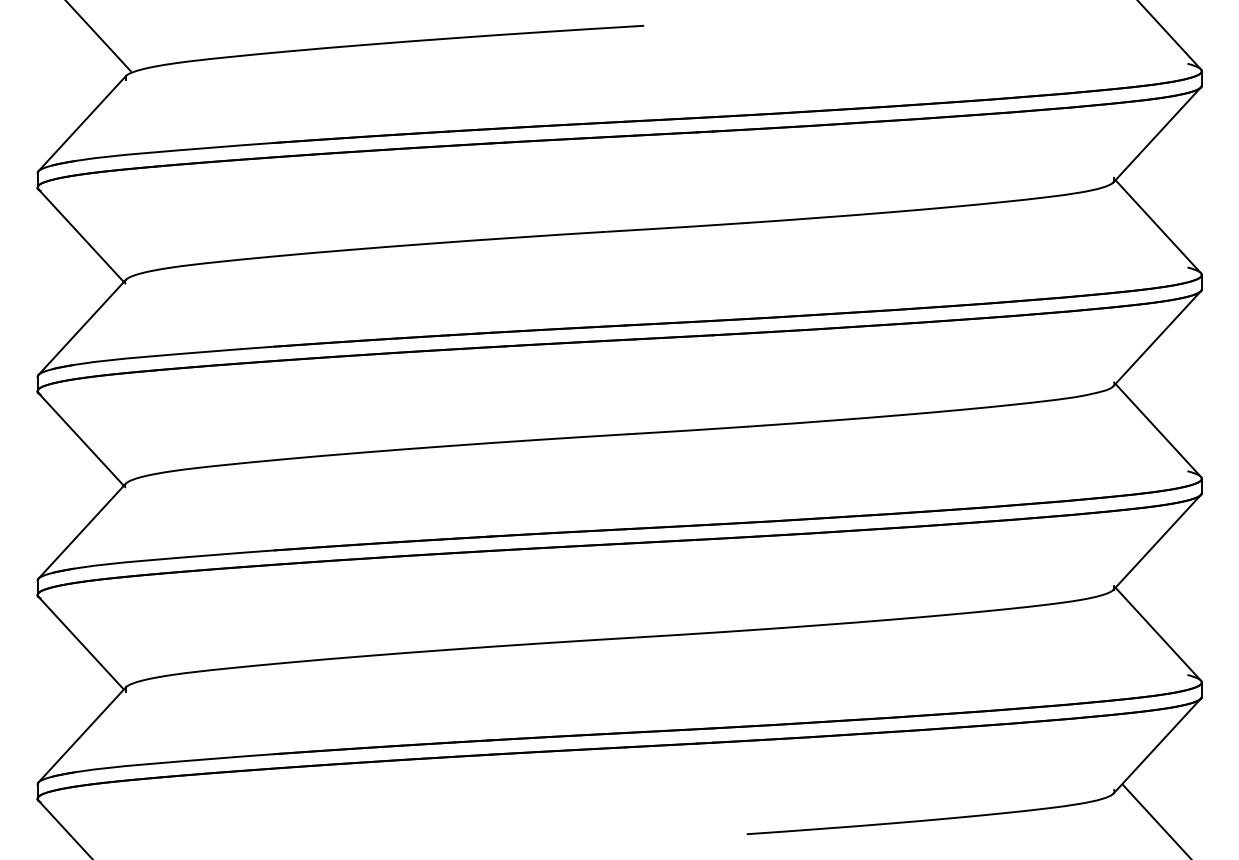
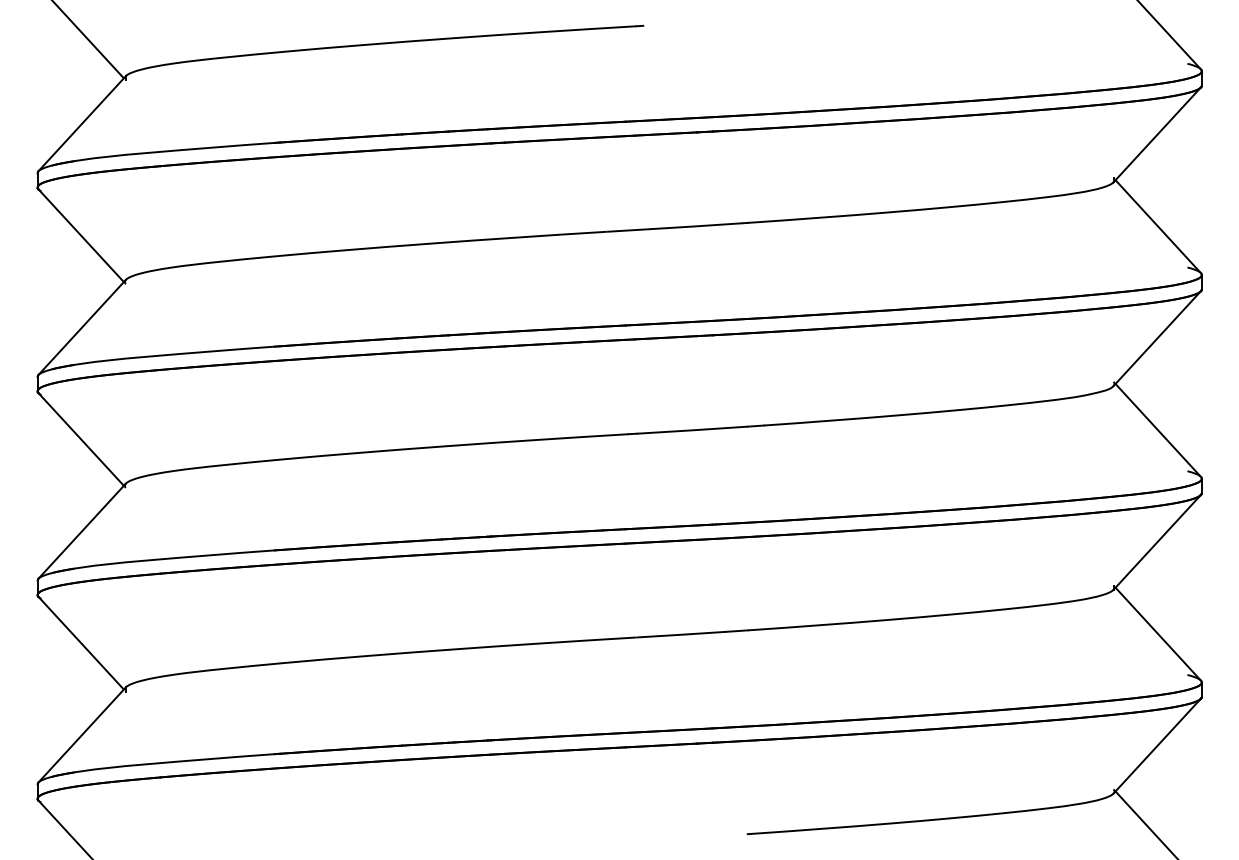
line position: (98, 36) -> (88, 40) (88, 40)
line position: (1155, 820) -> (1145, 823) (1145, 823)
